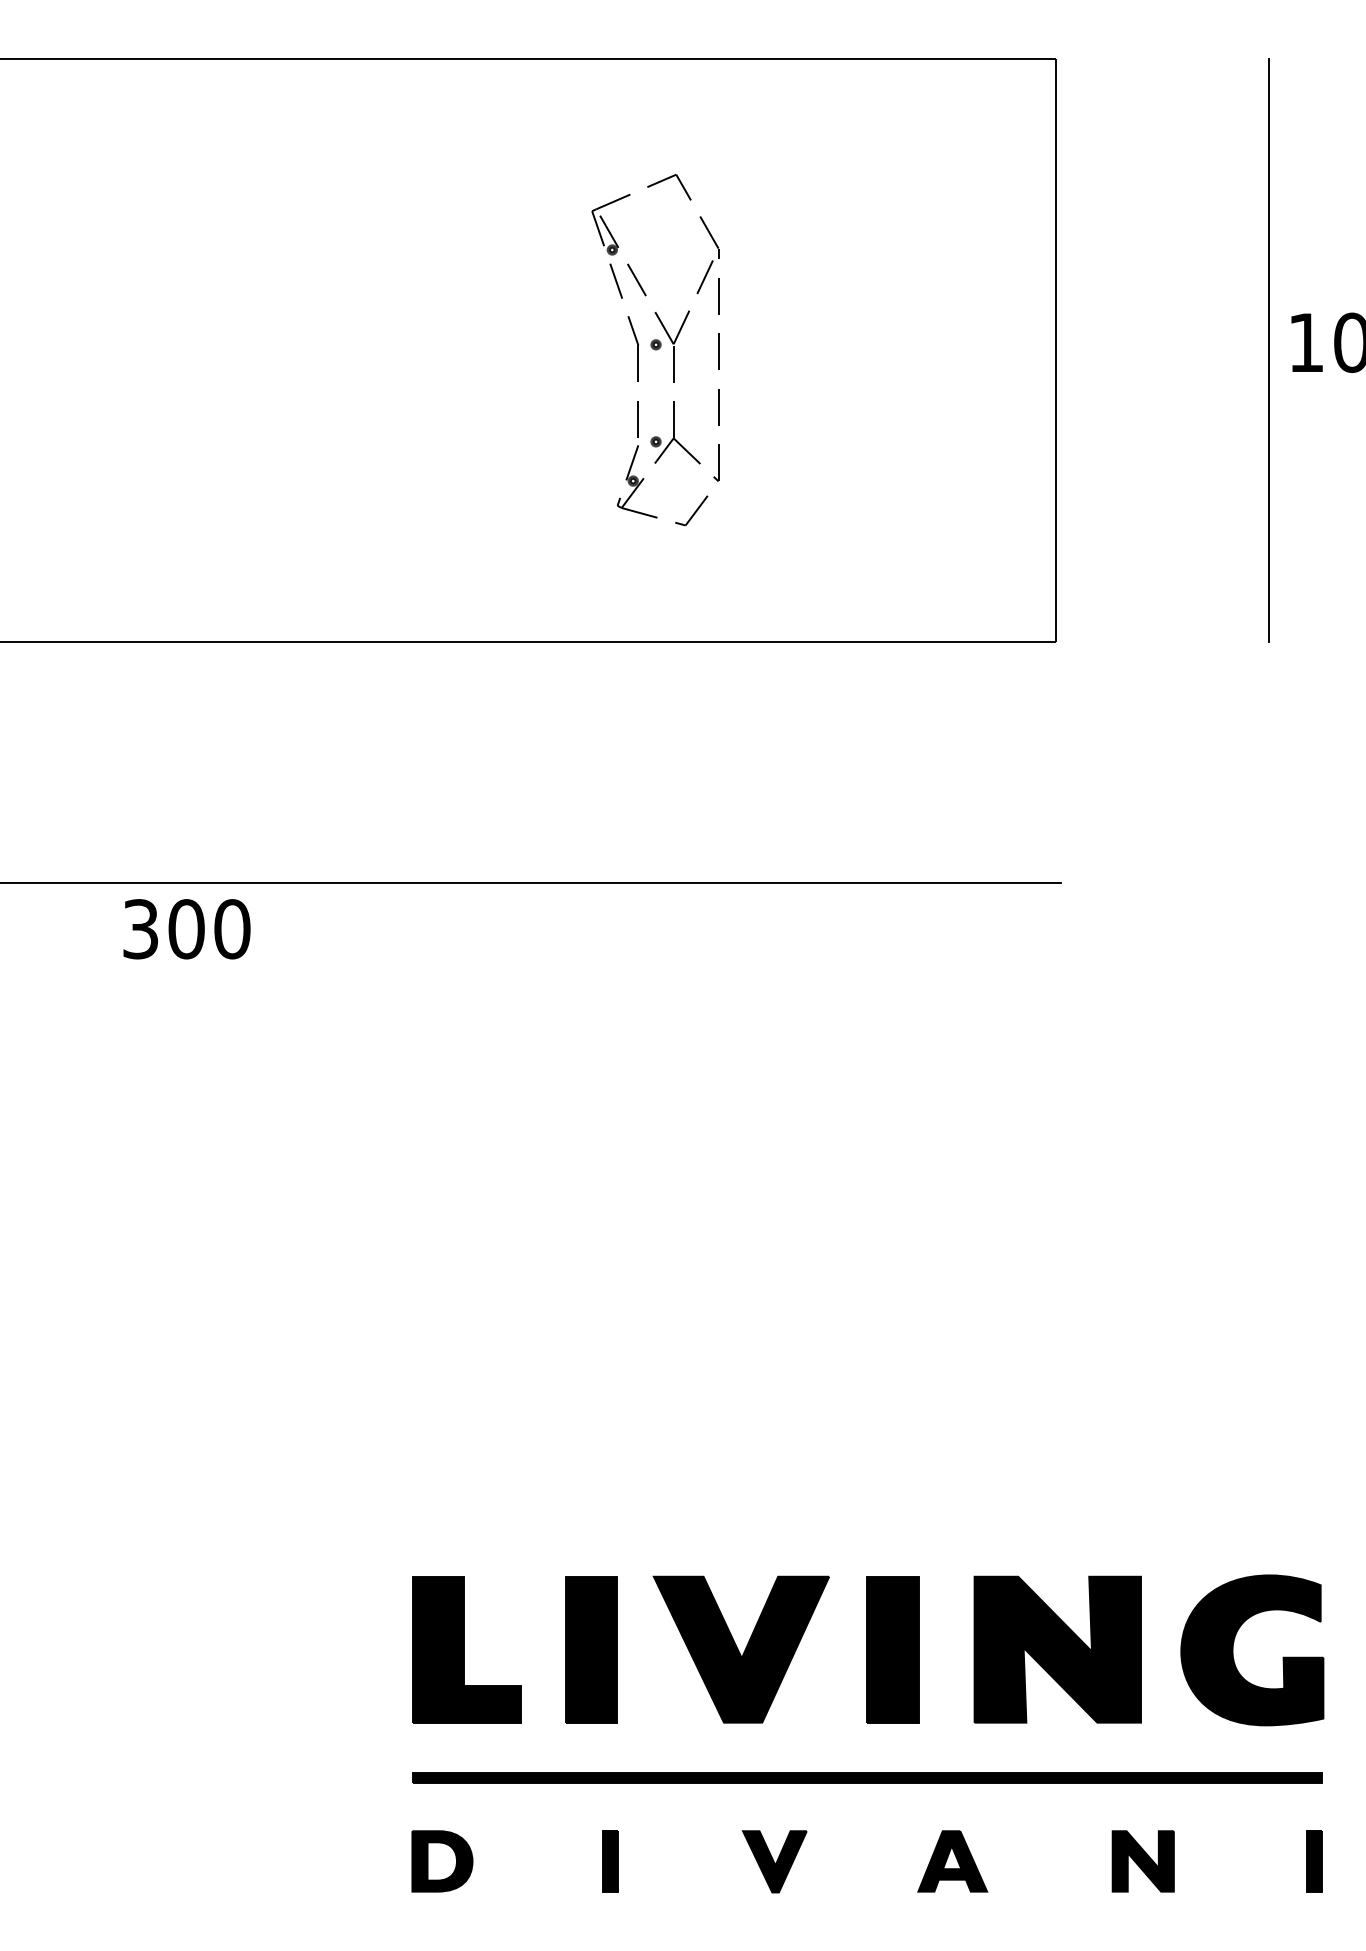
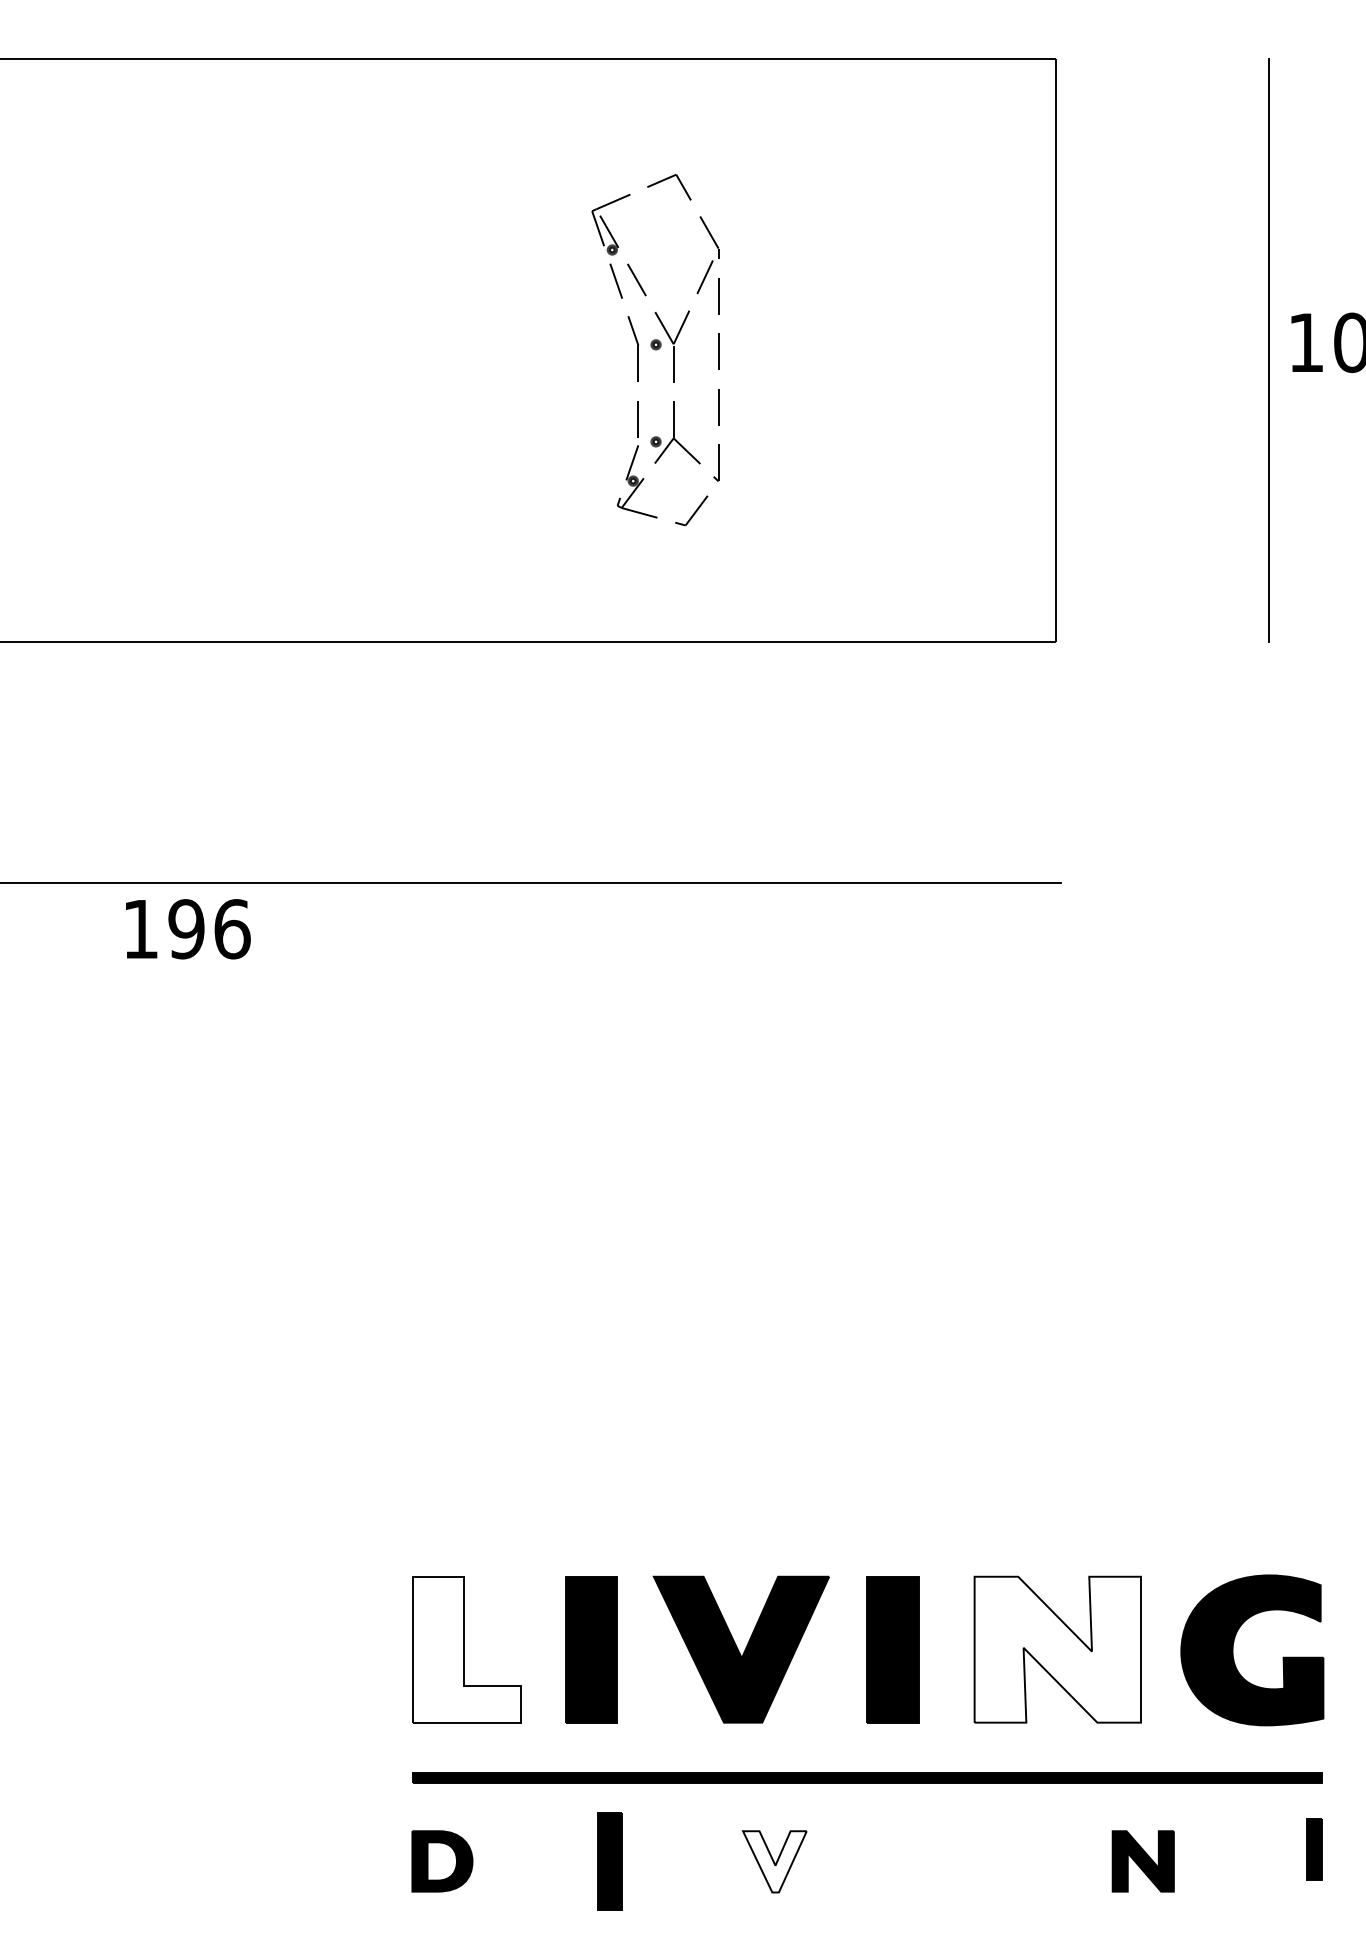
text: 300 -> 196 (186, 929)
fill: present -> none (467, 1649)
fill: present -> none (1057, 1649)
part size: 17x63 px -> 26x99 px (609, 1861)
fill: present -> none (774, 1861)
part: present -> none (952, 1861)
part position: (1314, 1861) -> (1314, 1849) (1314, 1849)
